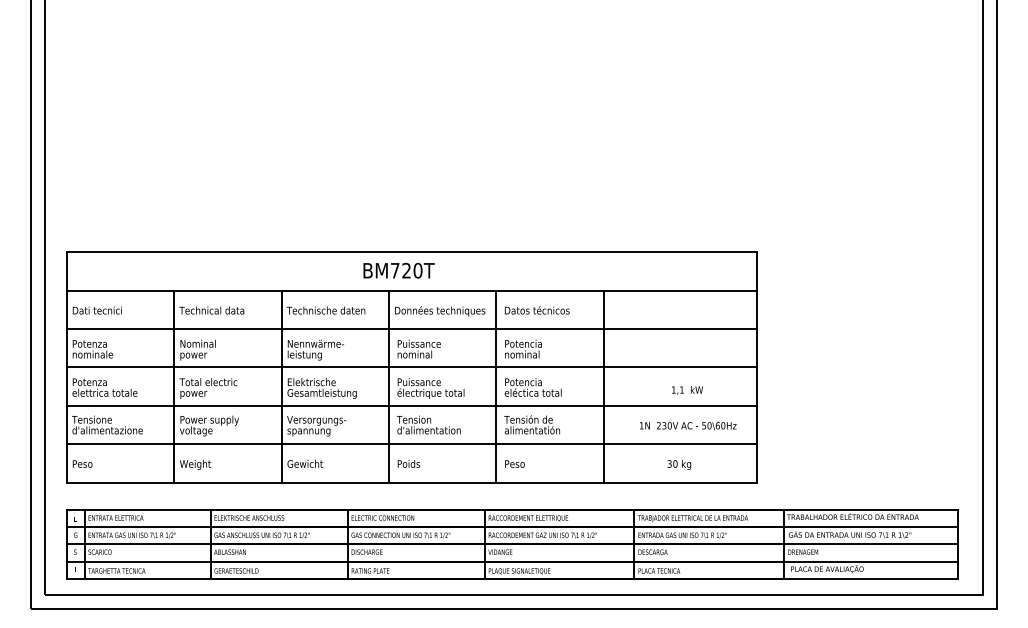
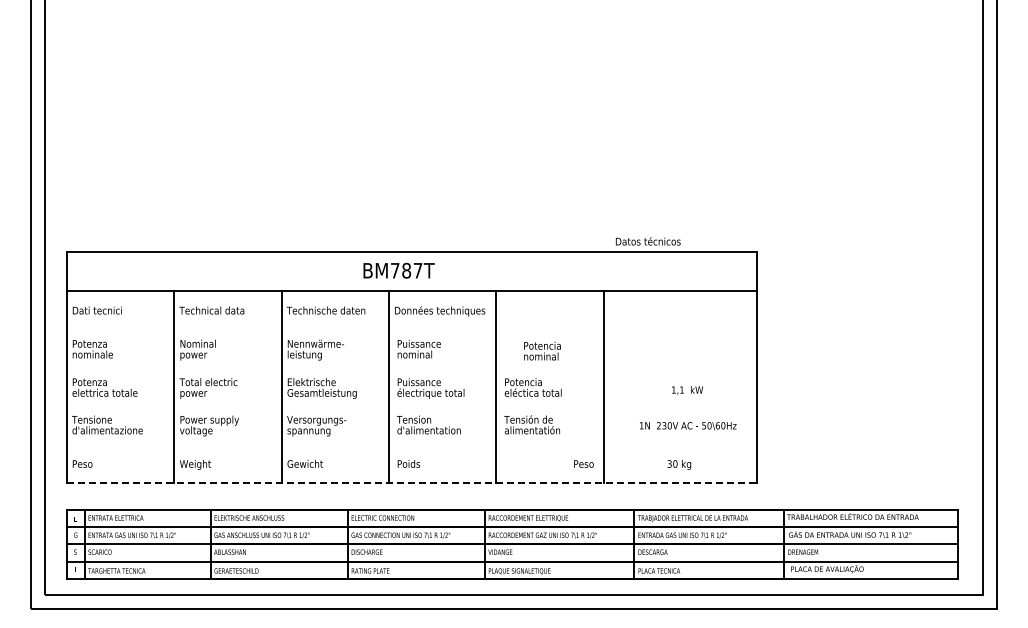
text: BM720T -> BM787T (412, 270)
text position: (536, 310) -> (647, 241) (647, 241)
line: present -> none (412, 329)
text position: (523, 348) -> (542, 350) (542, 350)
line: present -> none (412, 367)
line: present -> none (412, 405)
line: present -> none (412, 444)
text position: (514, 463) -> (583, 463) (583, 463)
line: solid -> dashed (412, 482)
